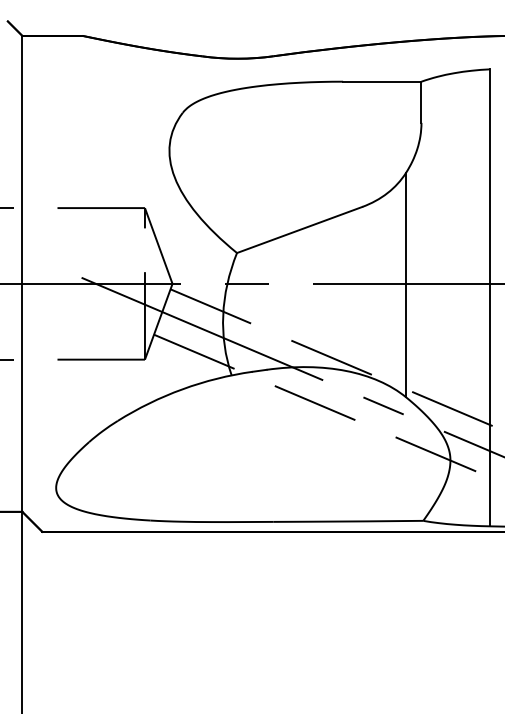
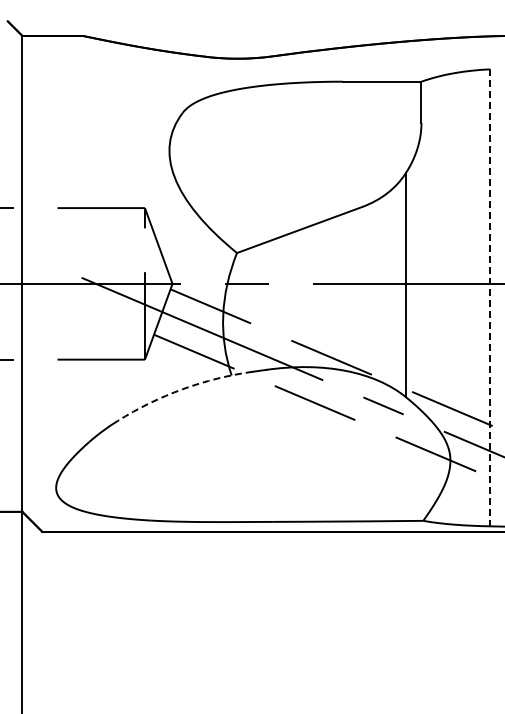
line: solid -> dashed (489, 298)
arc: solid -> dashed (182, 389)
